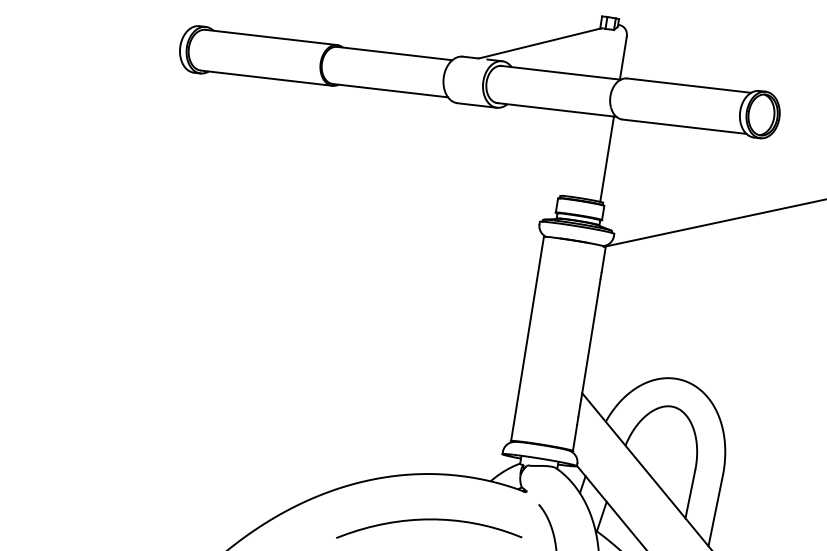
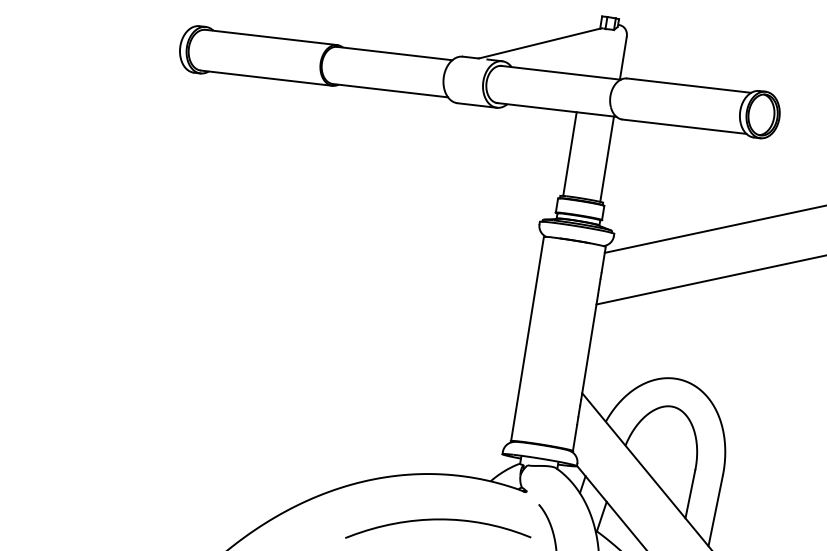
line: none -> present (569, 153)
line position: (713, 223) -> (713, 229) (713, 229)
line: none -> present (709, 279)
curve position: (429, 520) -> (438, 520) (438, 520)
